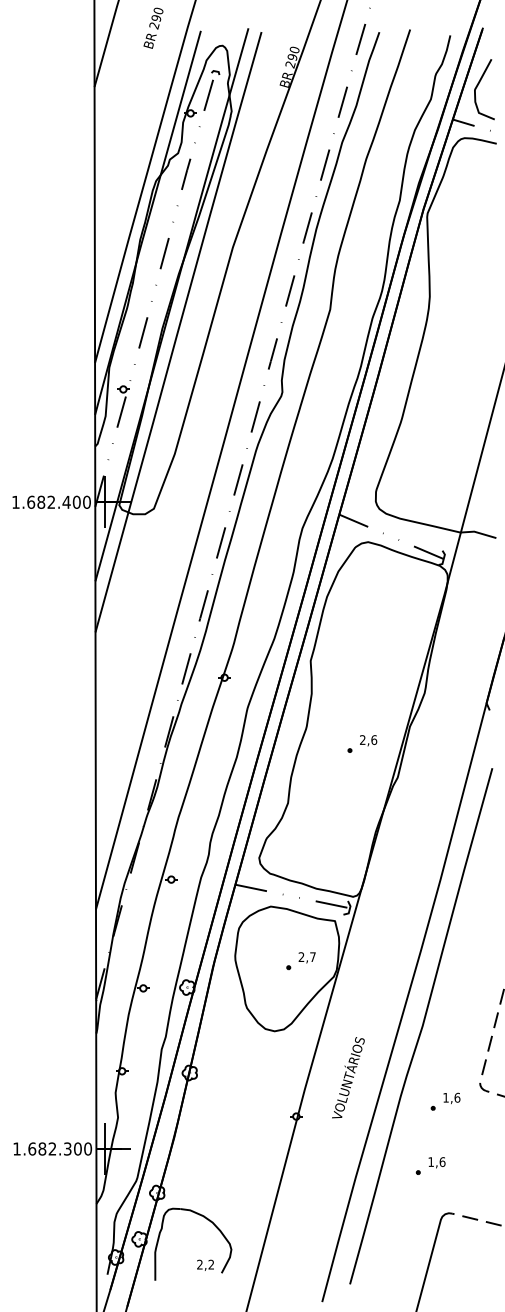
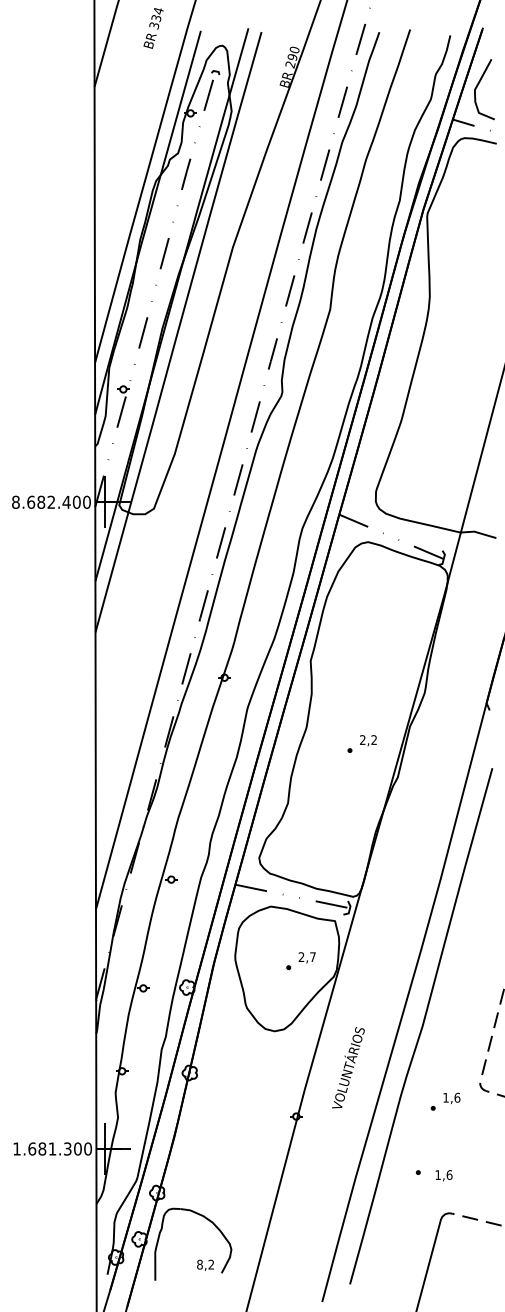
text: 290 -> 334 (156, 18)
text: 1.682.400 -> 8.682.400 (15, 501)
text: 2,6 -> 2,2 (374, 739)
text position: (348, 1077) -> (348, 1067) (348, 1067)
text: 1.682.300 -> 1.681.300 (52, 1148)
text position: (436, 1162) -> (443, 1175) (443, 1175)
text: 2,2 -> 8,2 (199, 1264)
